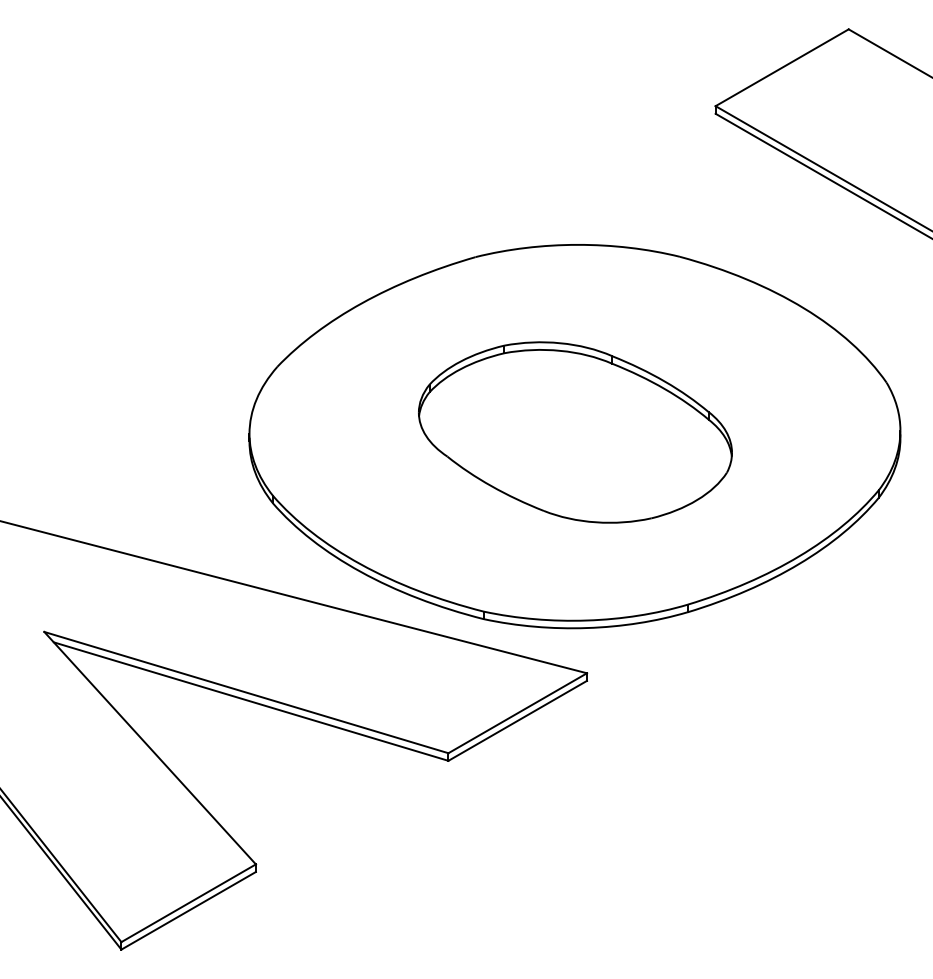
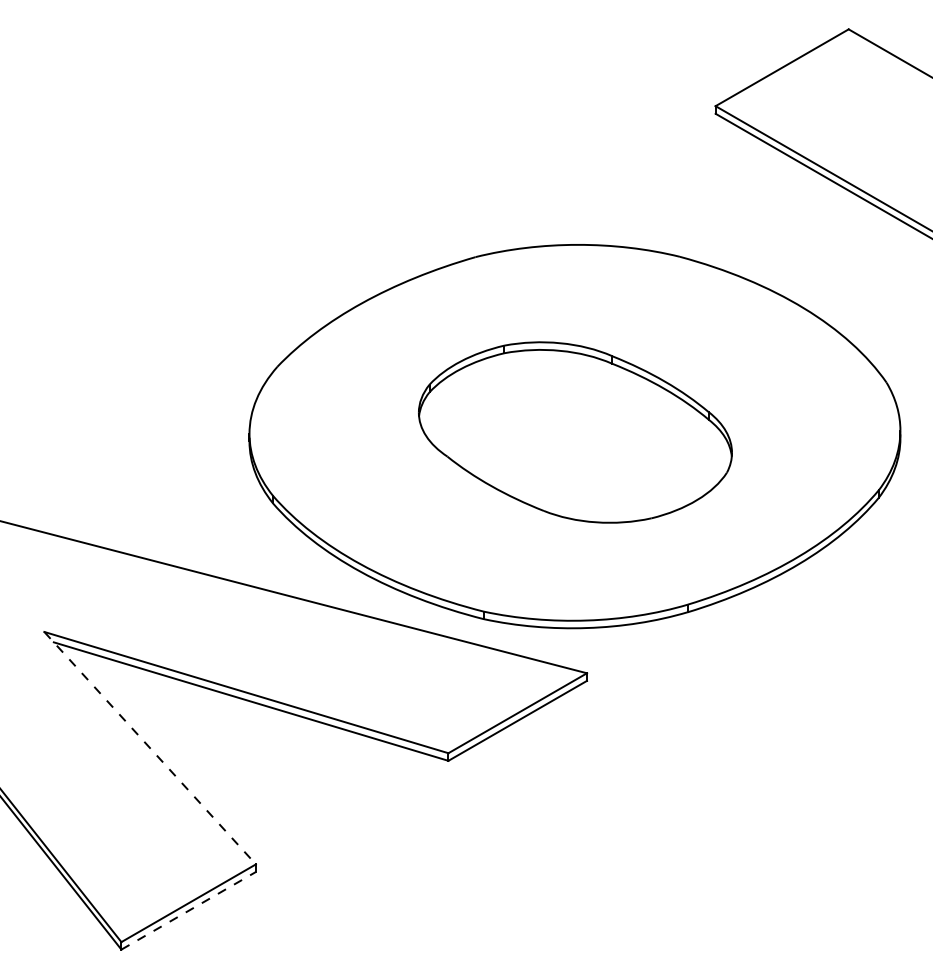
line: solid -> dashed (150, 748)
line: solid -> dashed (188, 910)
